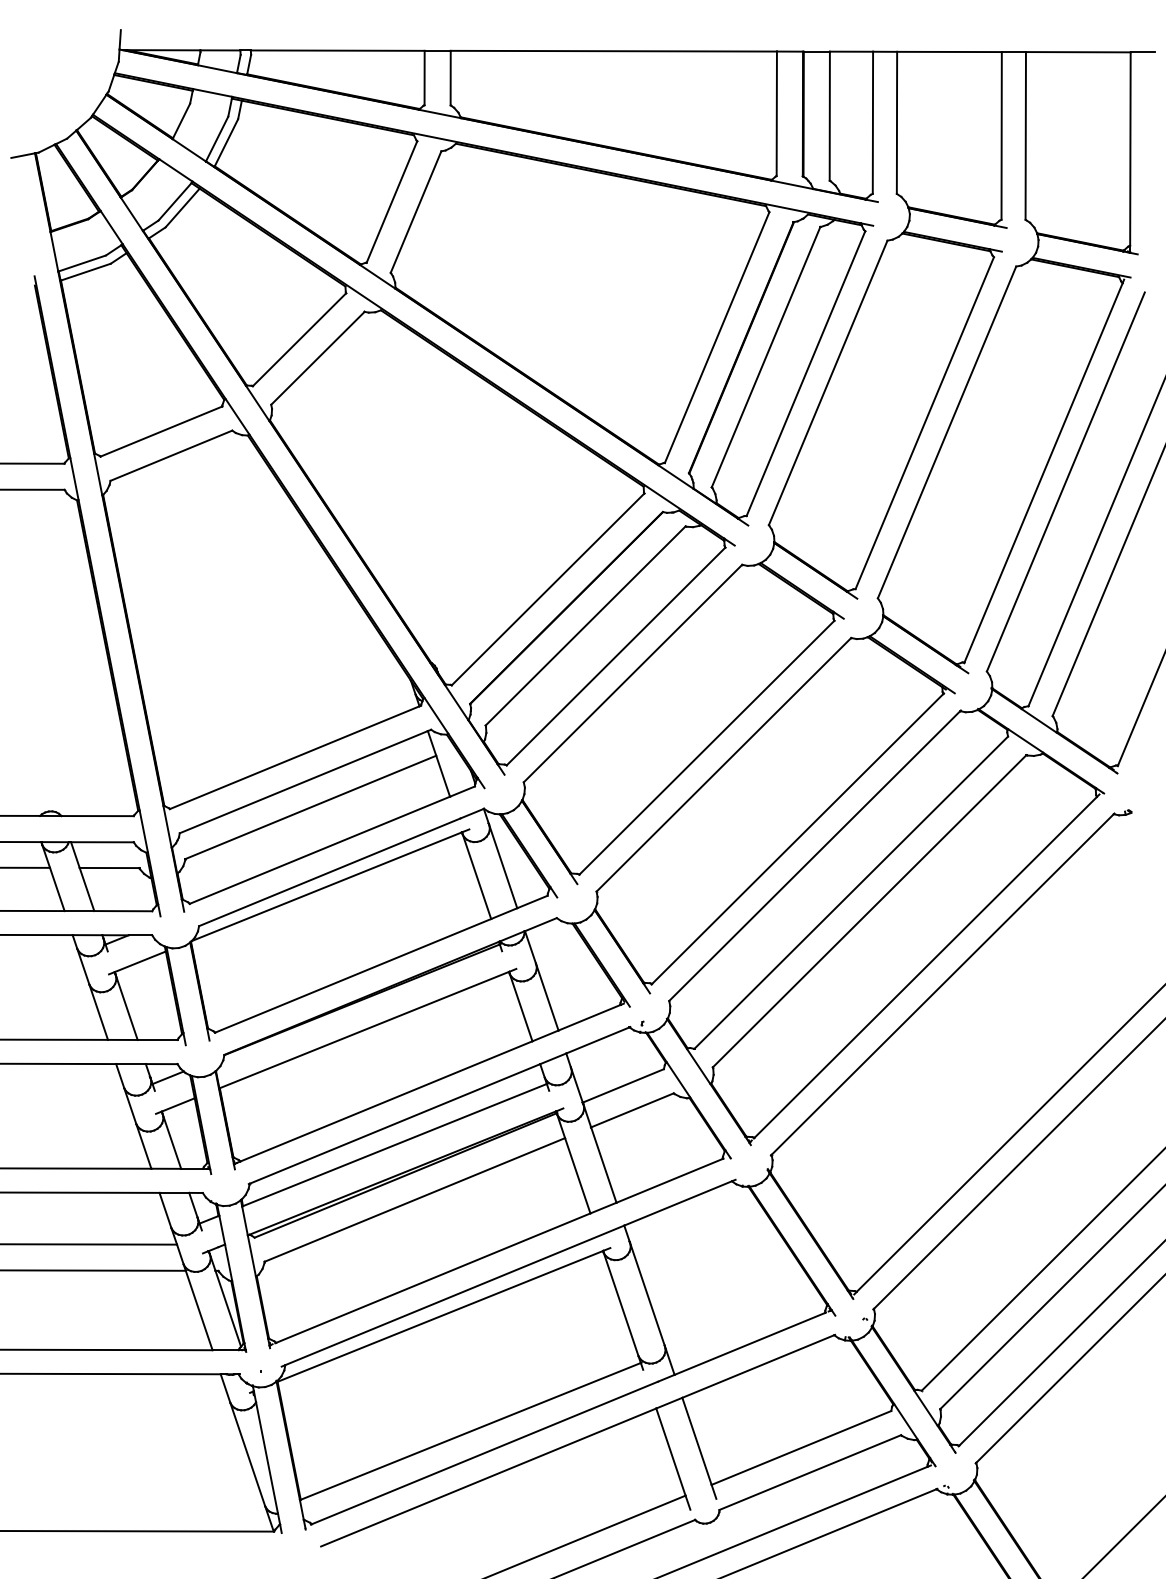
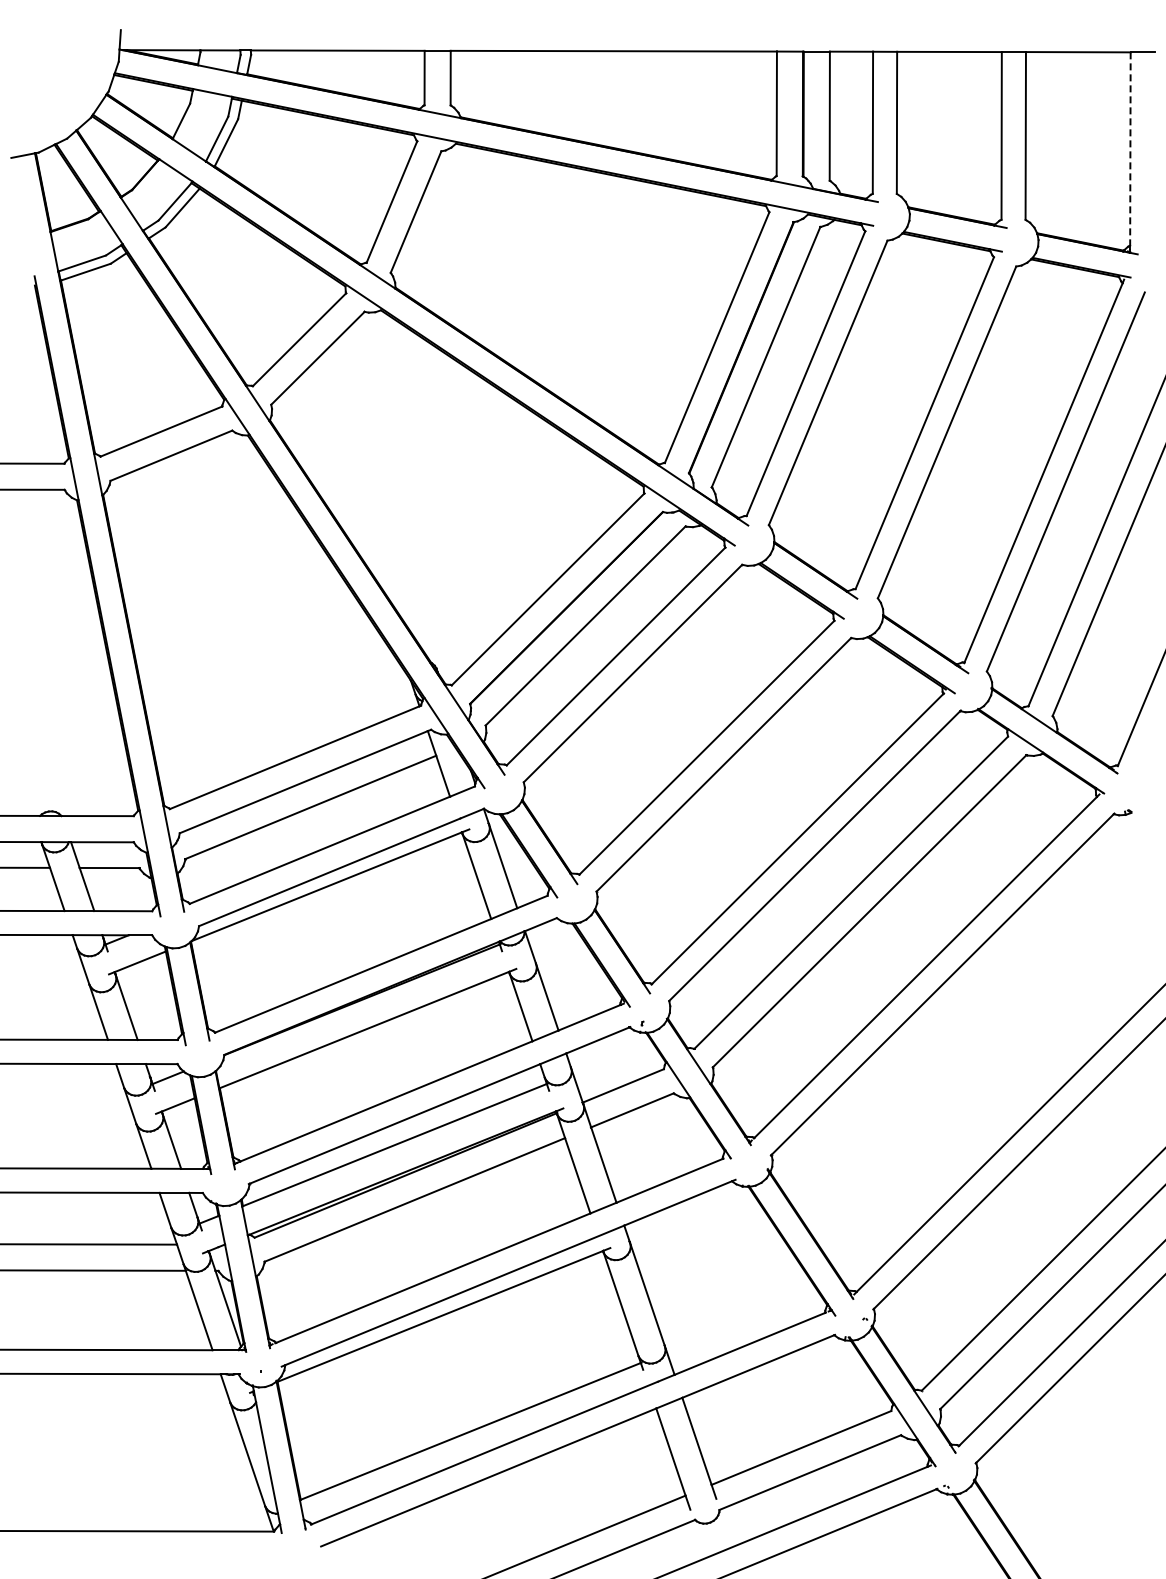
line: solid -> dashed (1130, 149)
line: present -> none (1123, 1537)
